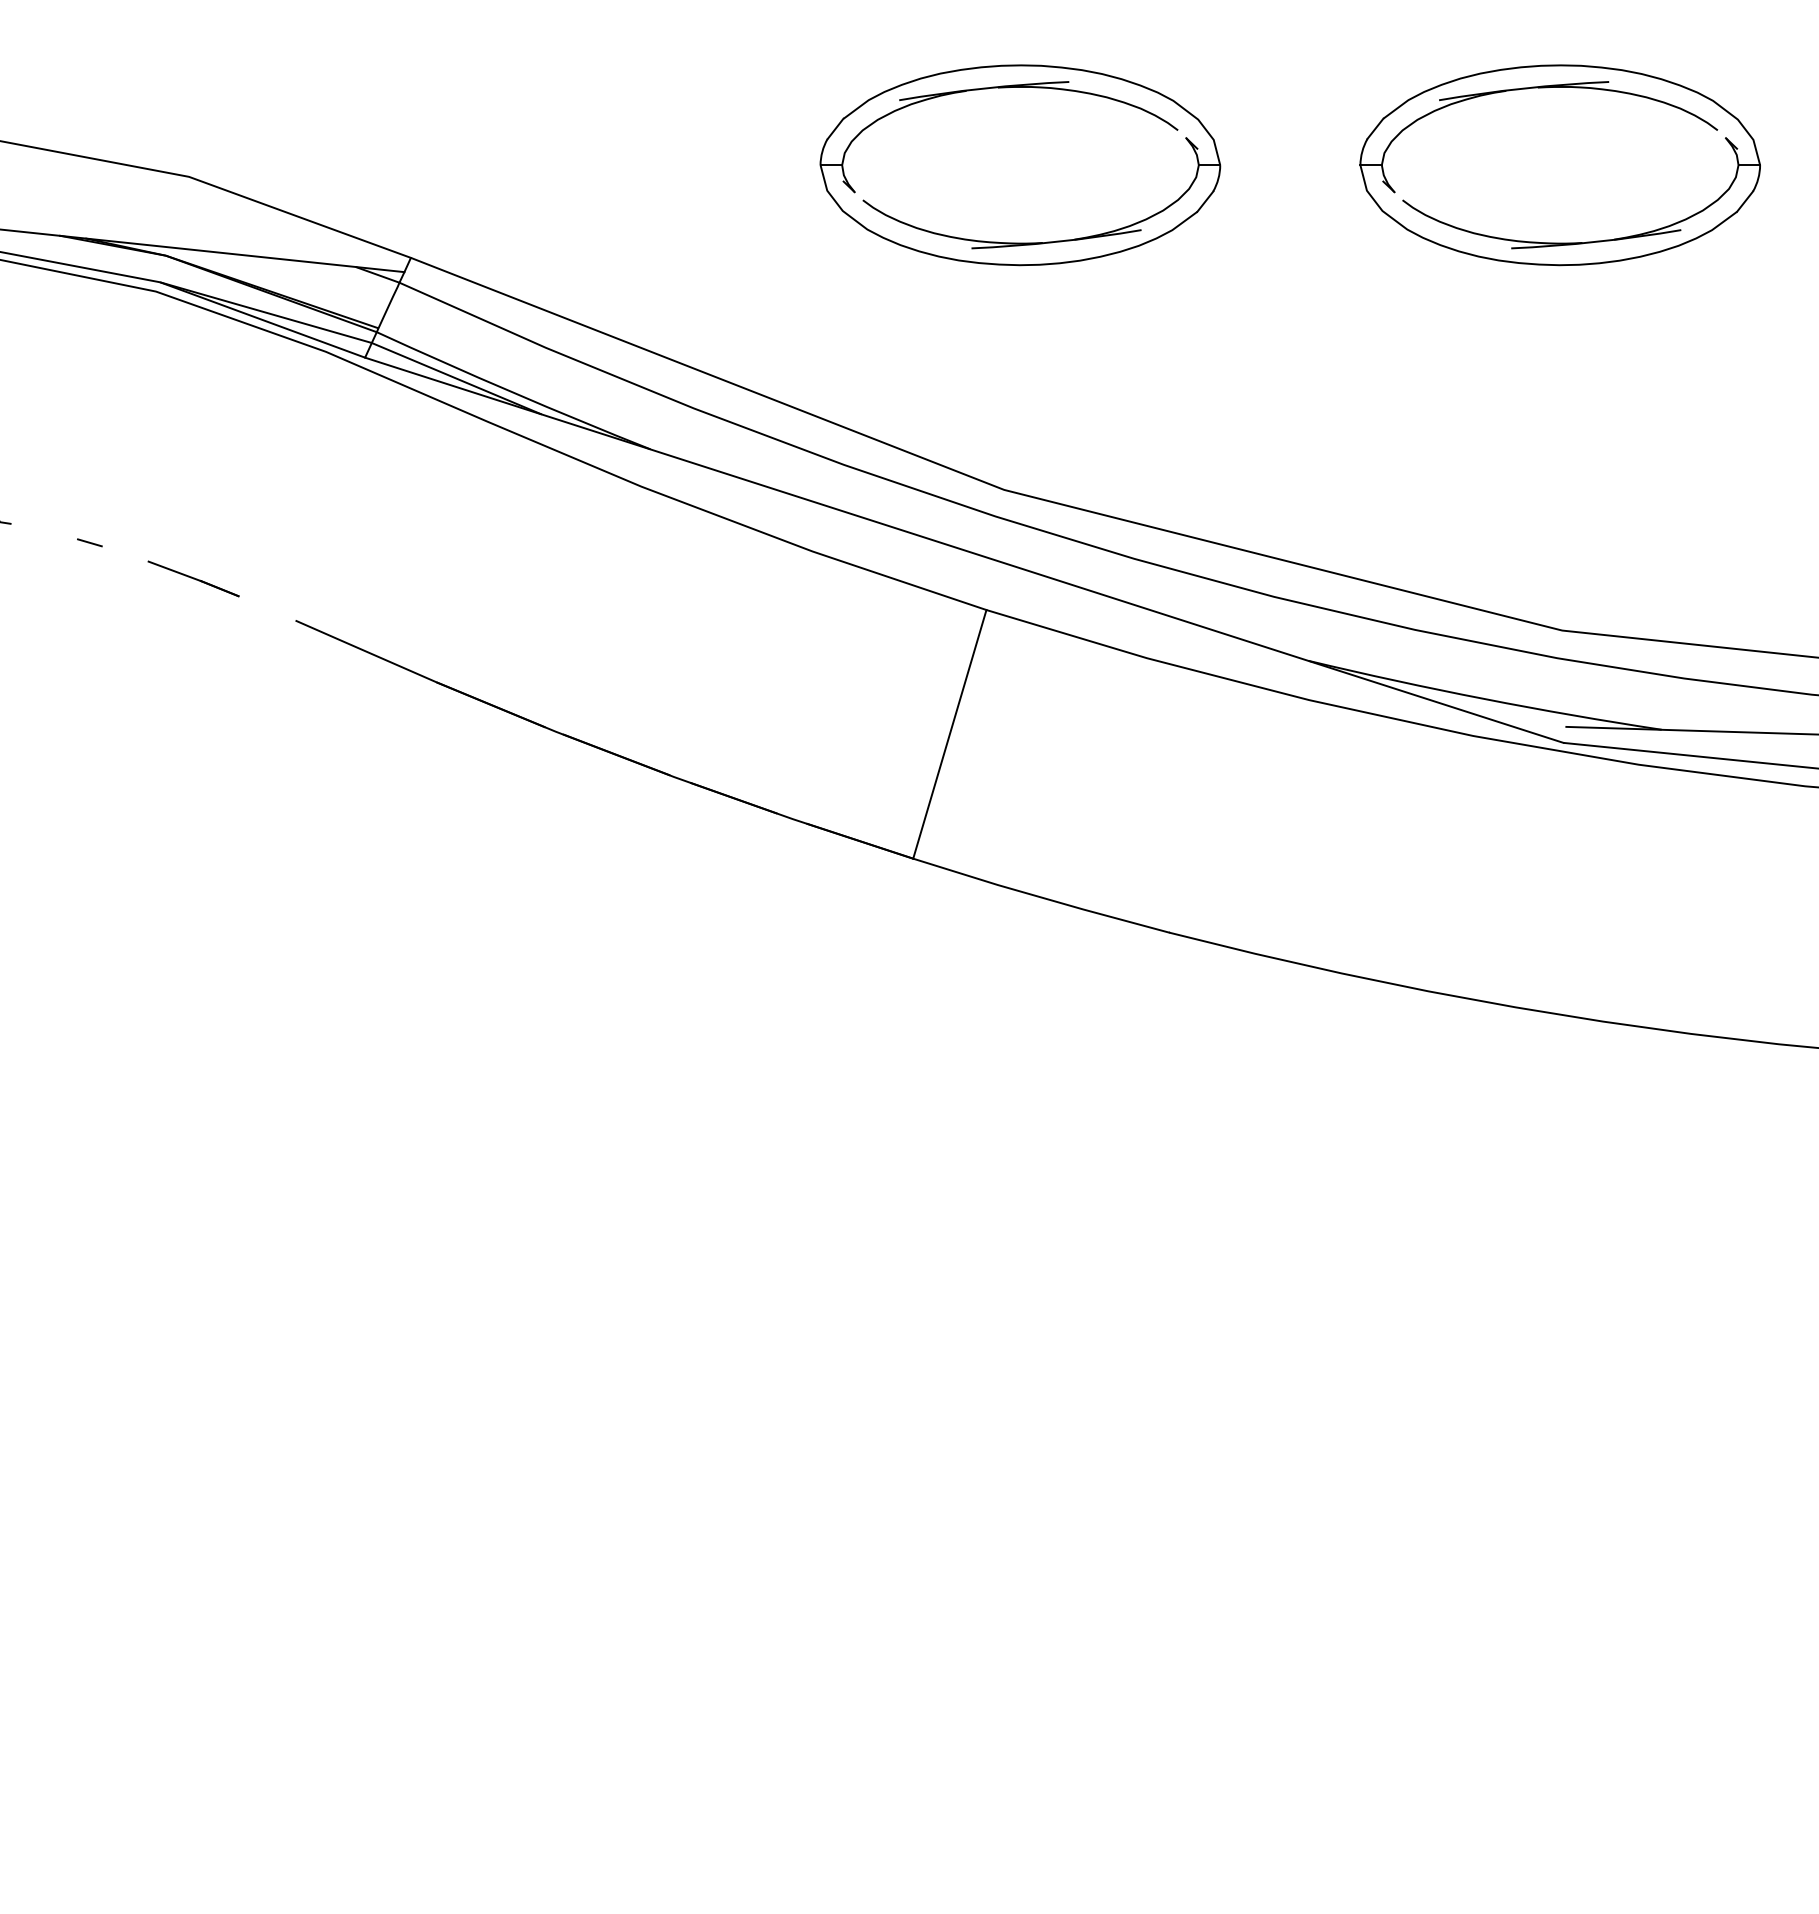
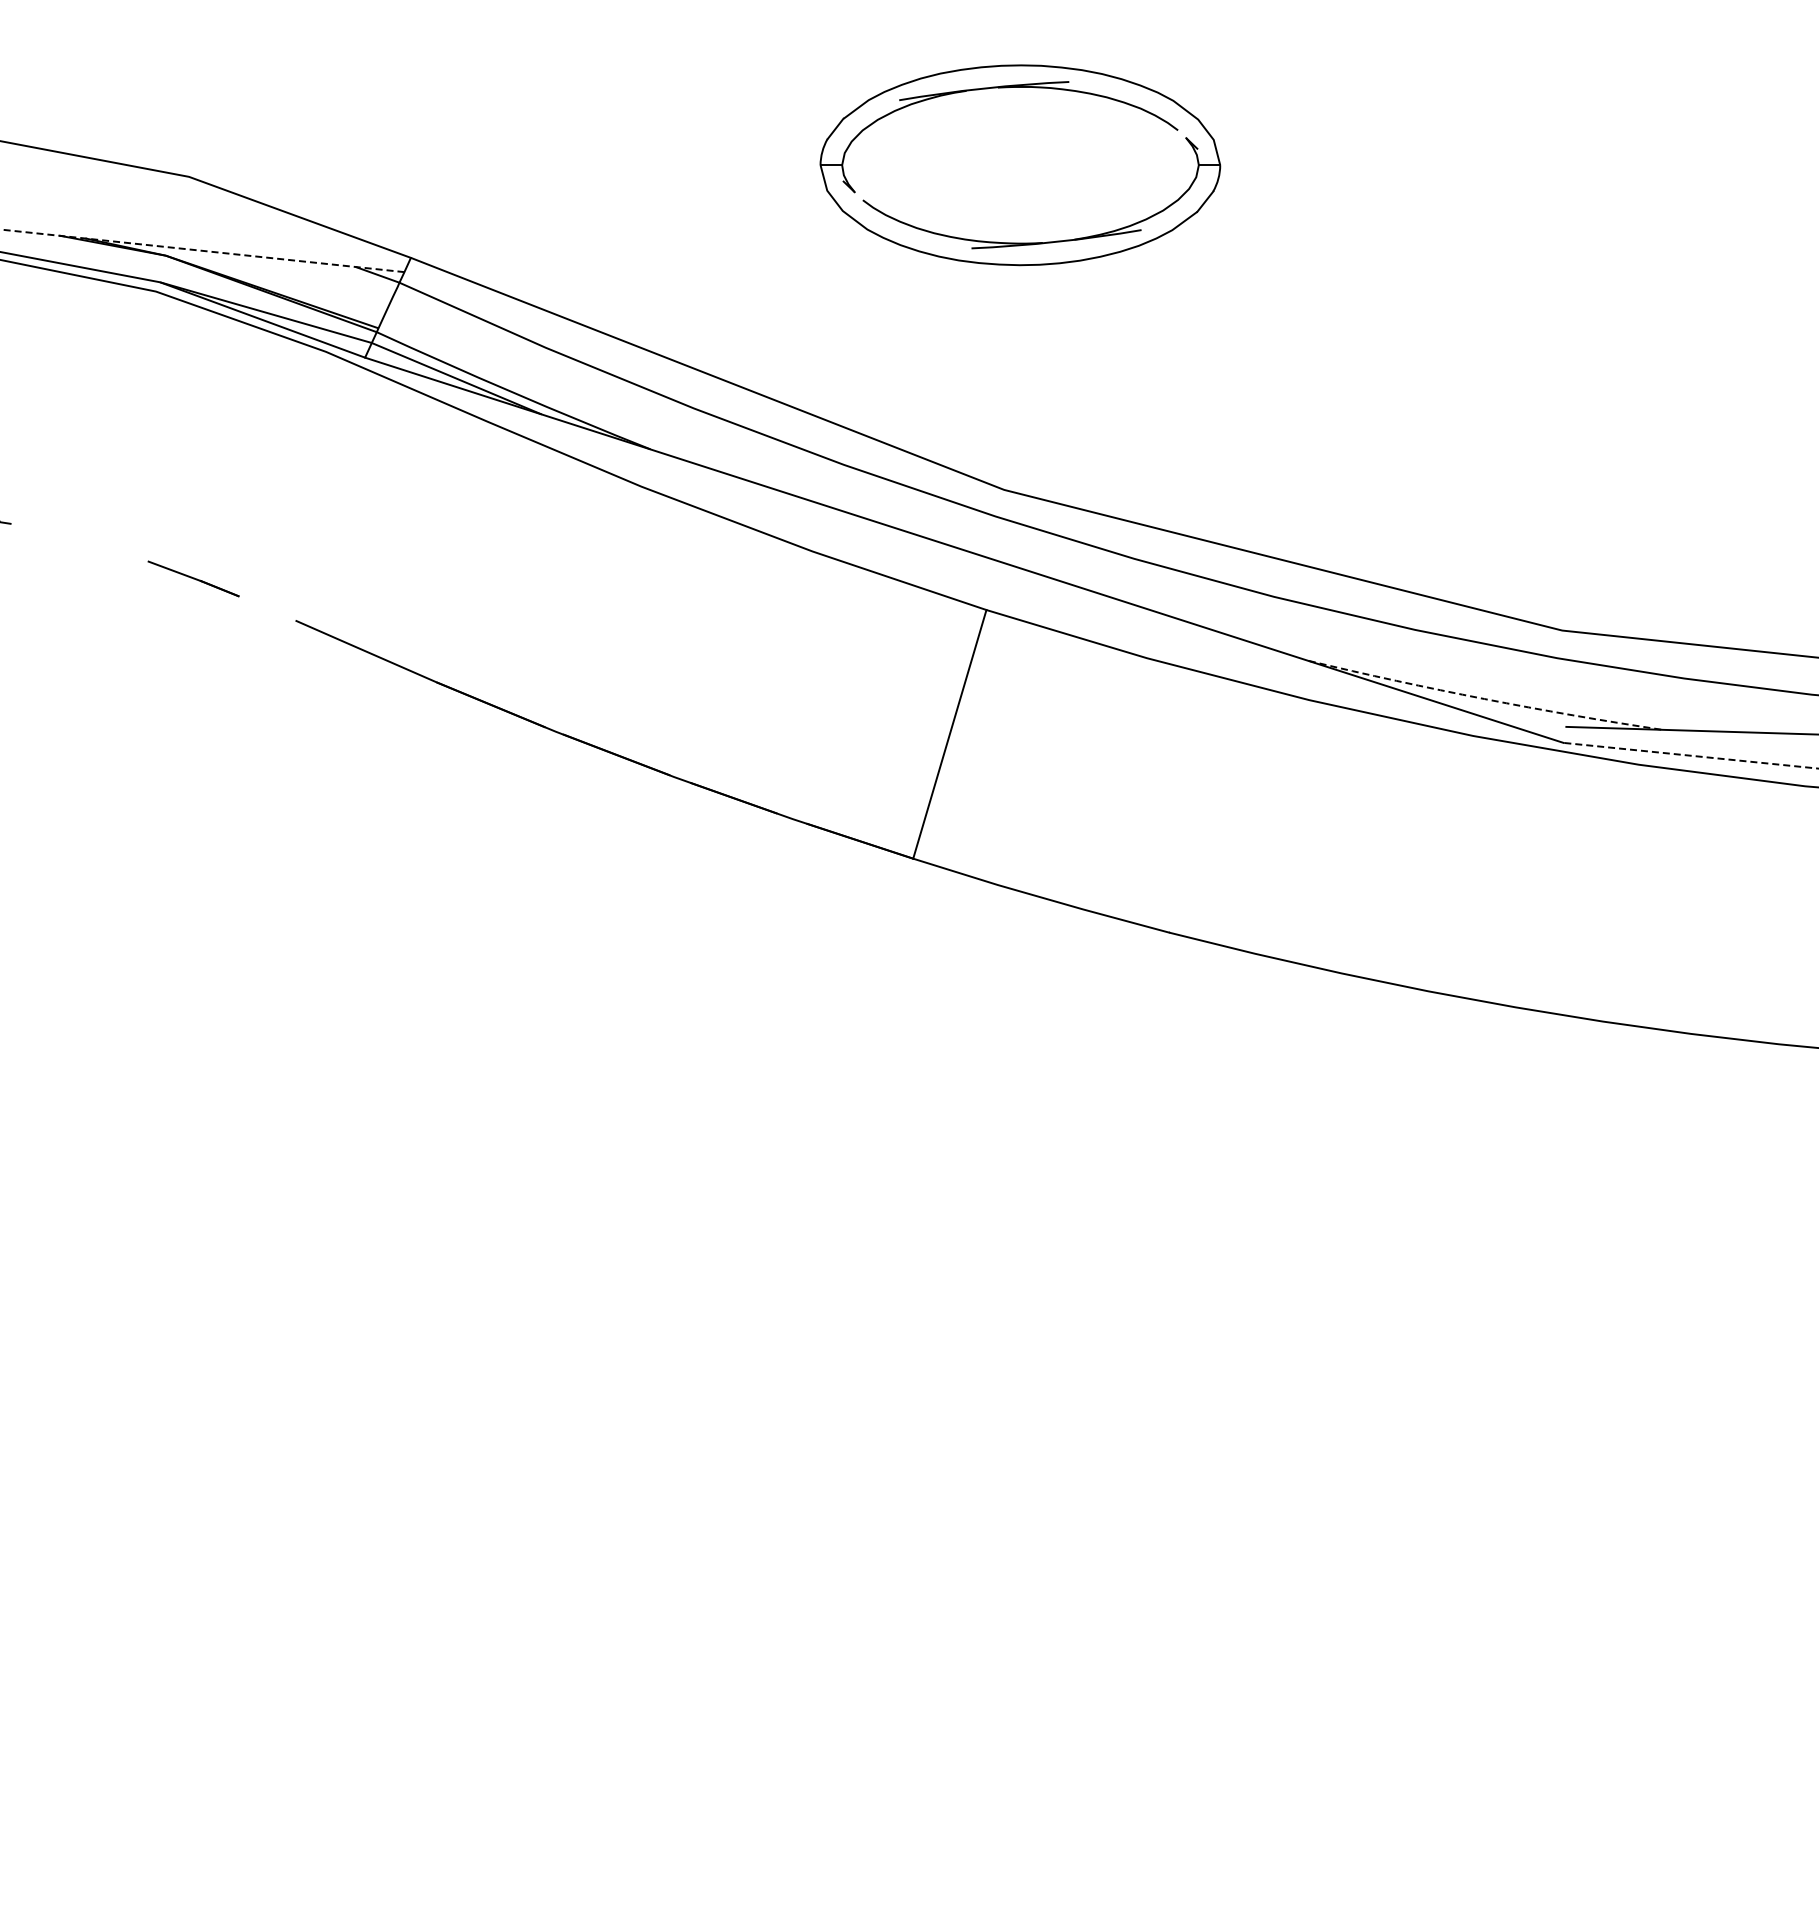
part: present -> none (1559, 165)
line: solid -> dashed (202, 250)
line: present -> none (89, 542)
arc: solid -> dashed (1484, 699)
line: solid -> dashed (1690, 755)
